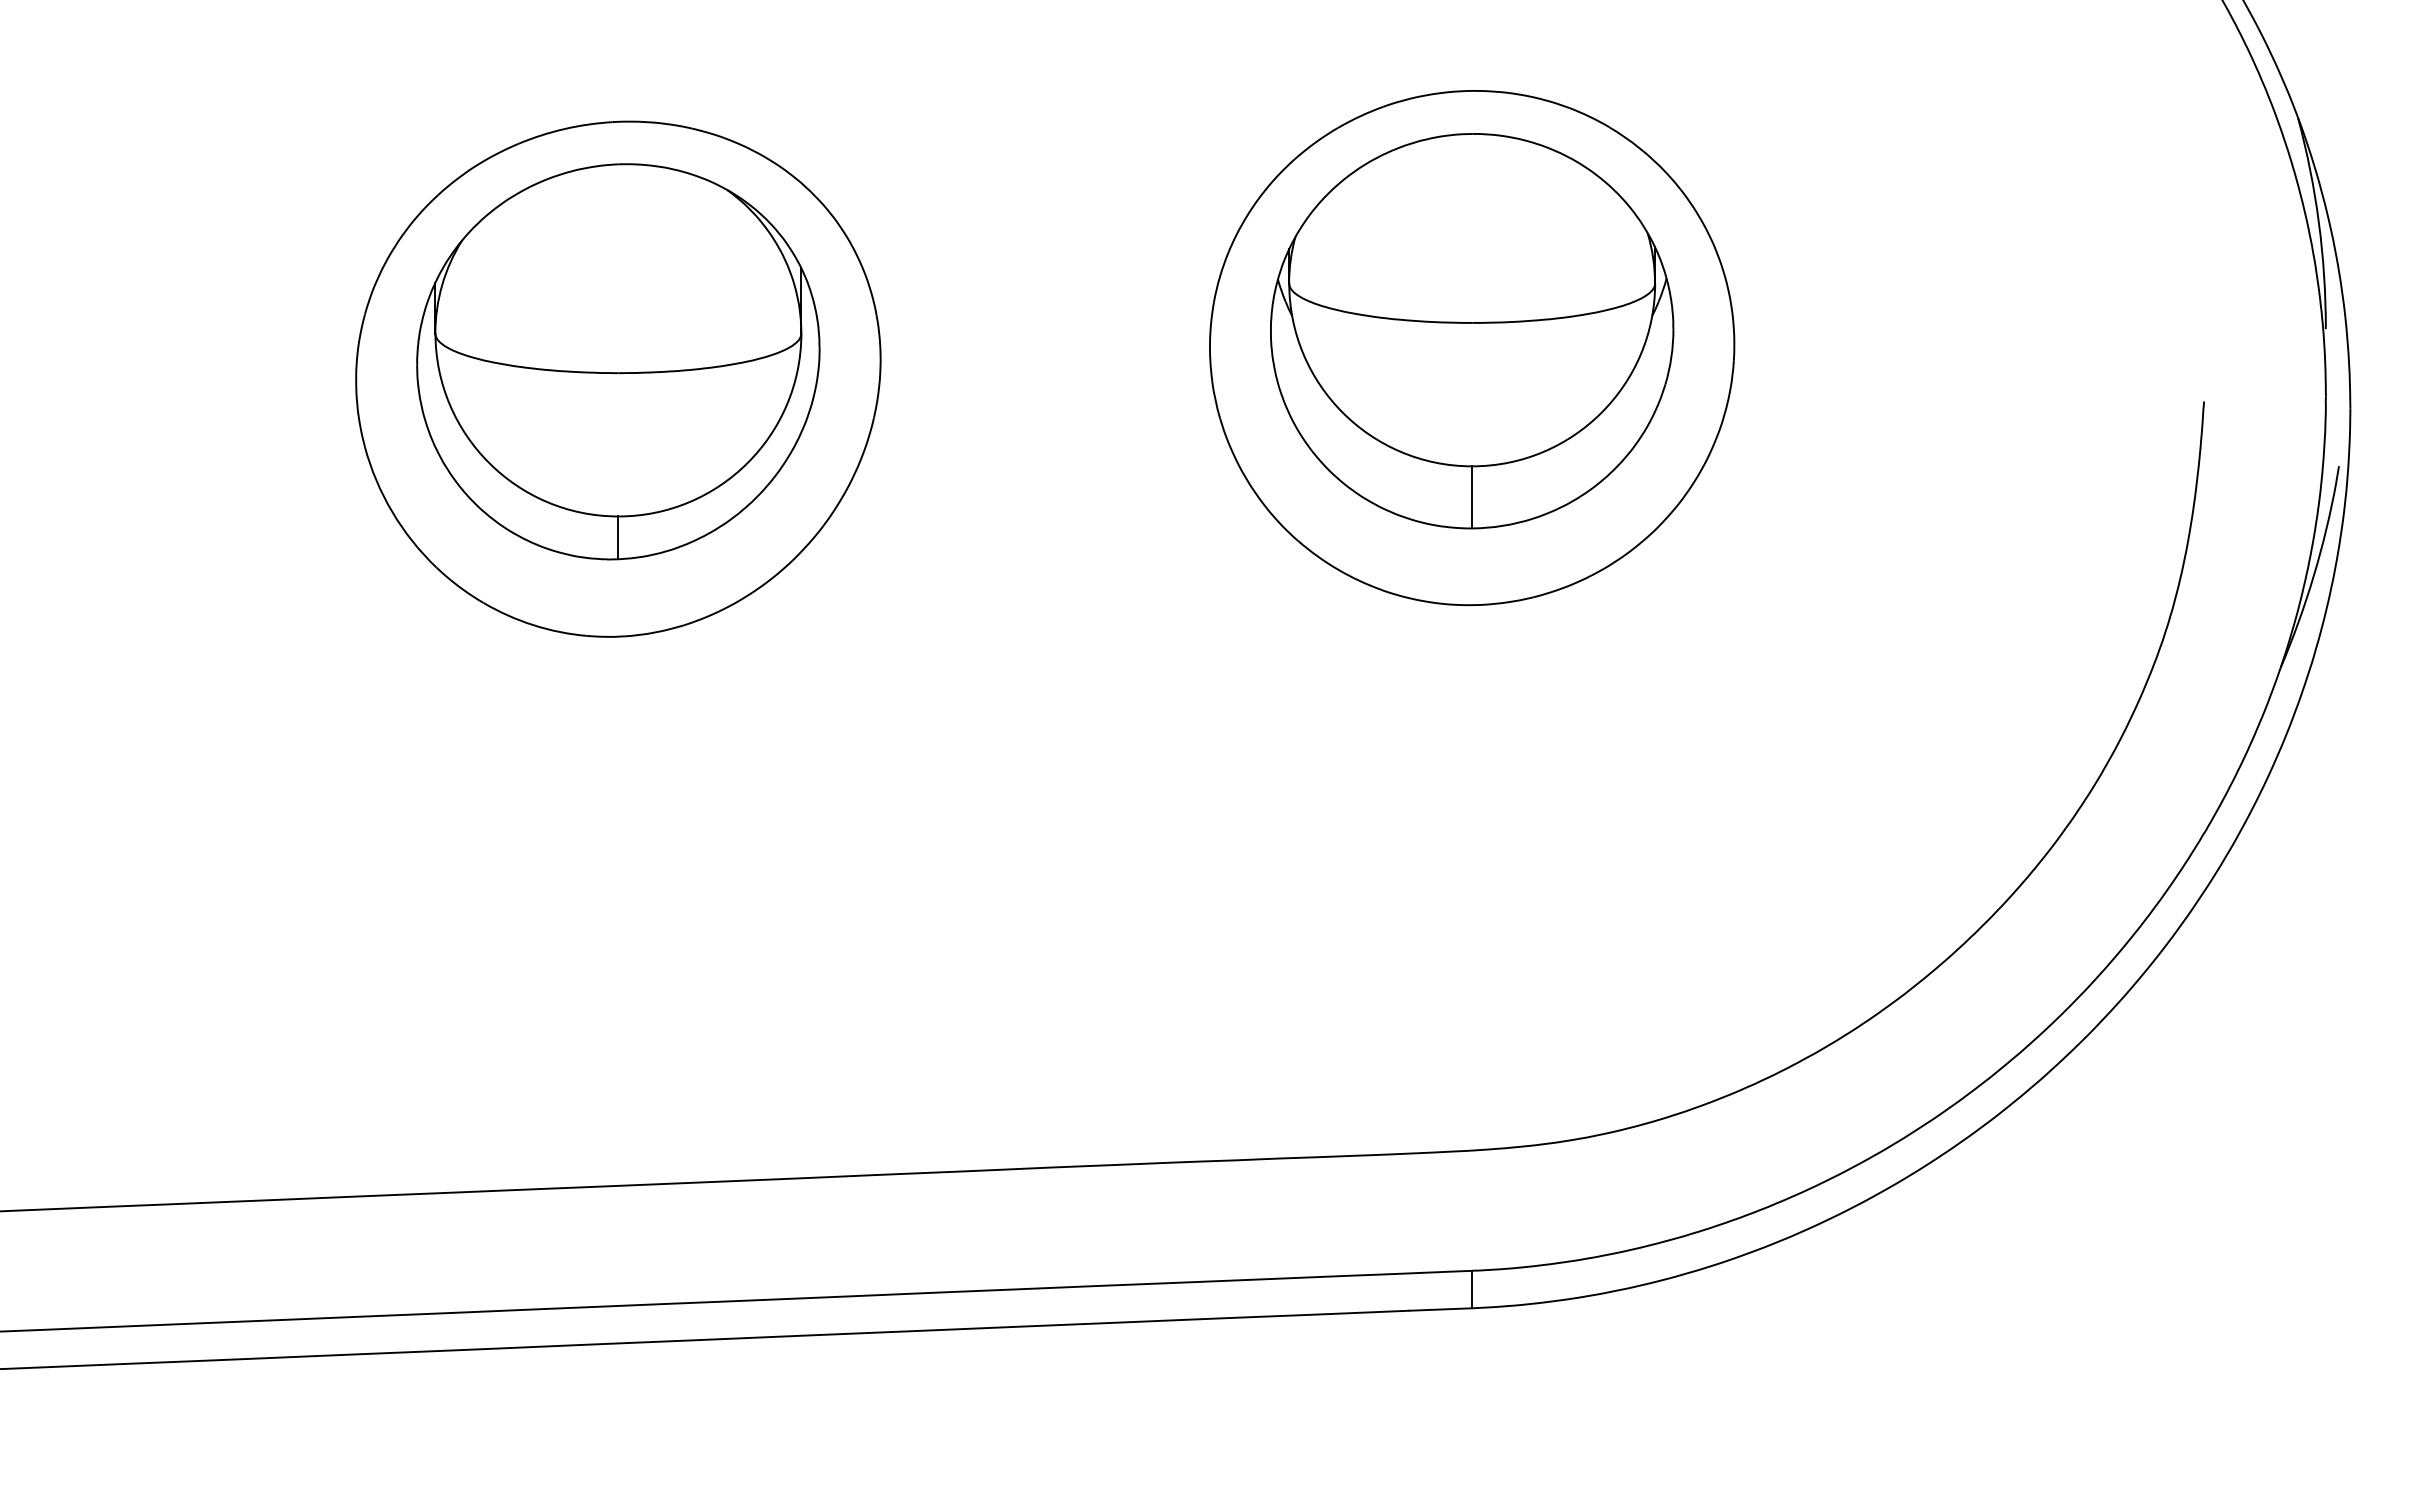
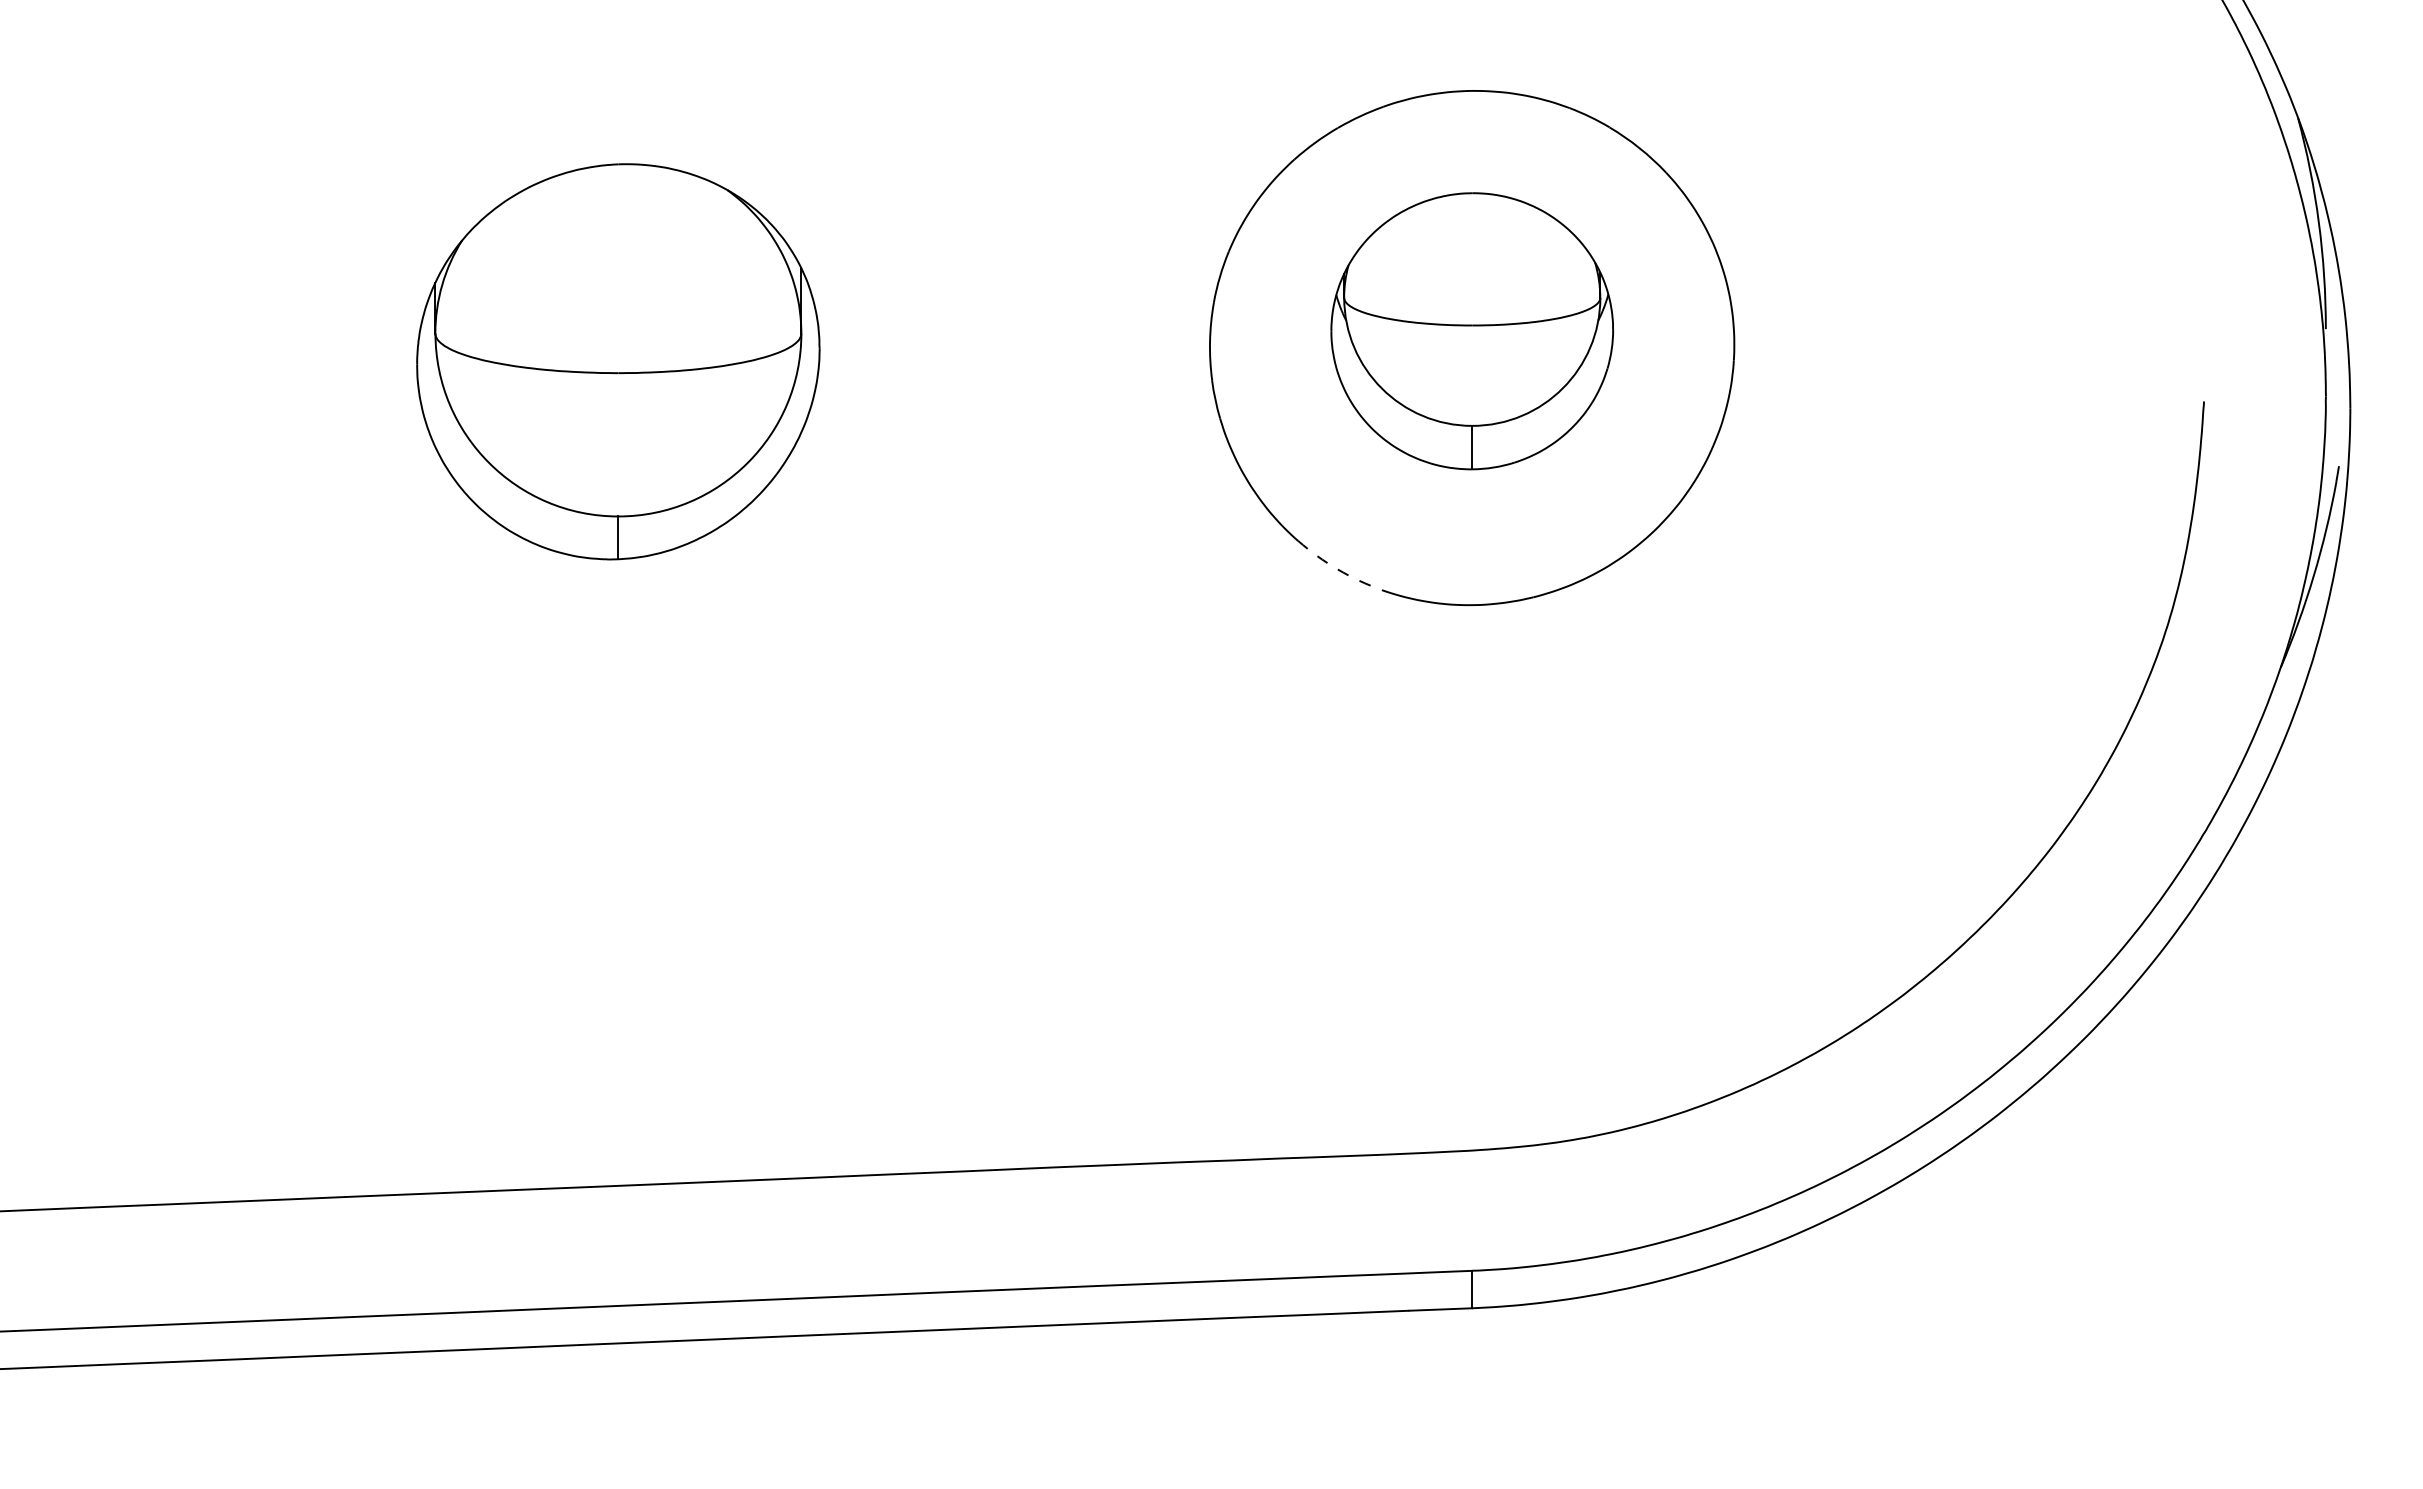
part size: 405x397 px -> 285x279 px (1472, 331)
part: present -> none (618, 378)
arc: solid -> dashed (1337, 569)
